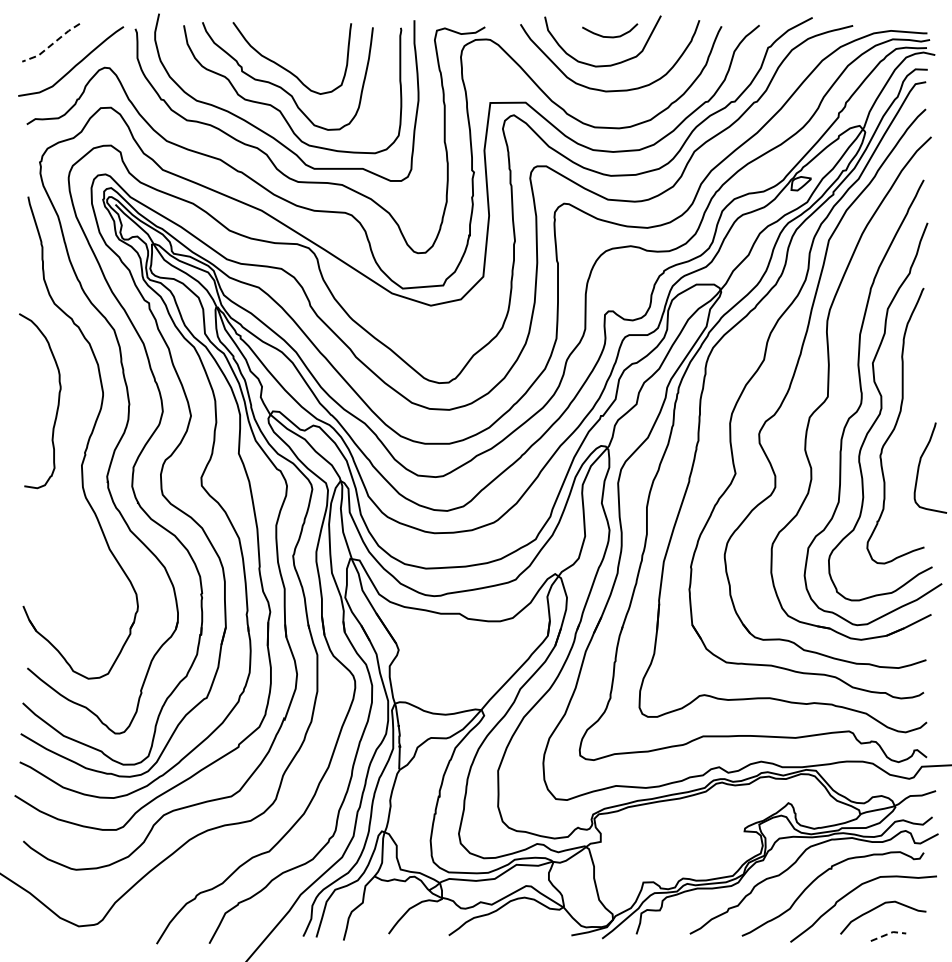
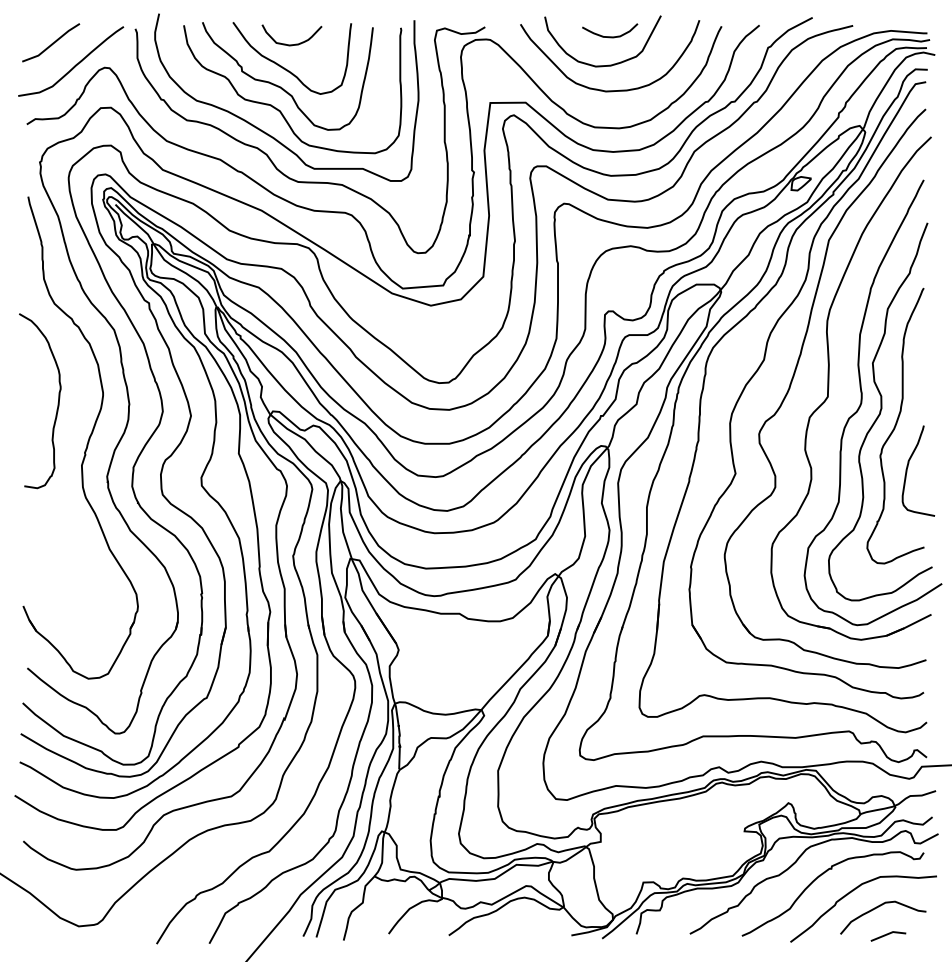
curve: none -> present (295, 43)
line: dashed -> solid (52, 44)
curve position: (920, 464) -> (908, 467) (908, 467)
line: dashed -> solid (888, 933)
